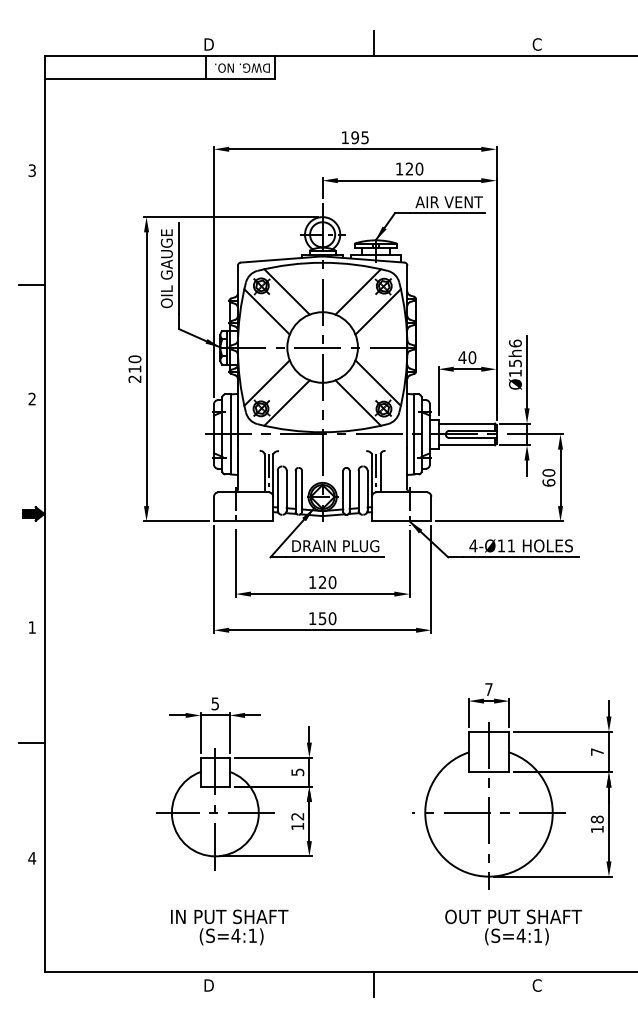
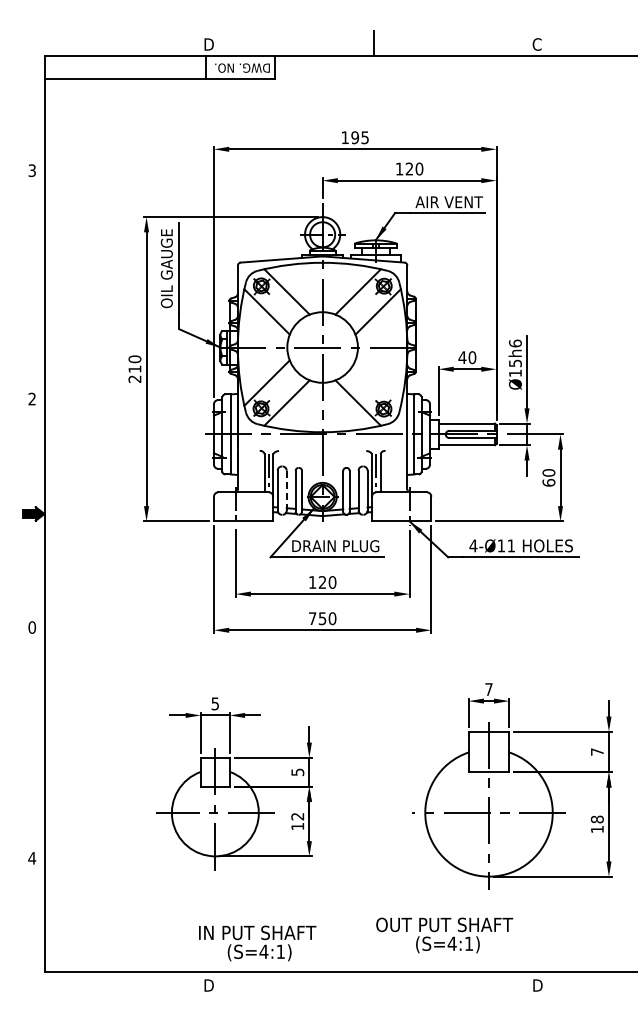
line: present -> none (31, 285)
line: present -> none (377, 382)
line: solid -> dashed (286, 490)
text: 150 -> 750 (312, 618)
text: 1 -> 0 (32, 627)
line: present -> none (31, 742)
text position: (229, 927) -> (257, 943) (257, 943)
text position: (513, 927) -> (444, 935) (444, 935)
line: present -> none (373, 984)
text: C -> D (537, 985)
